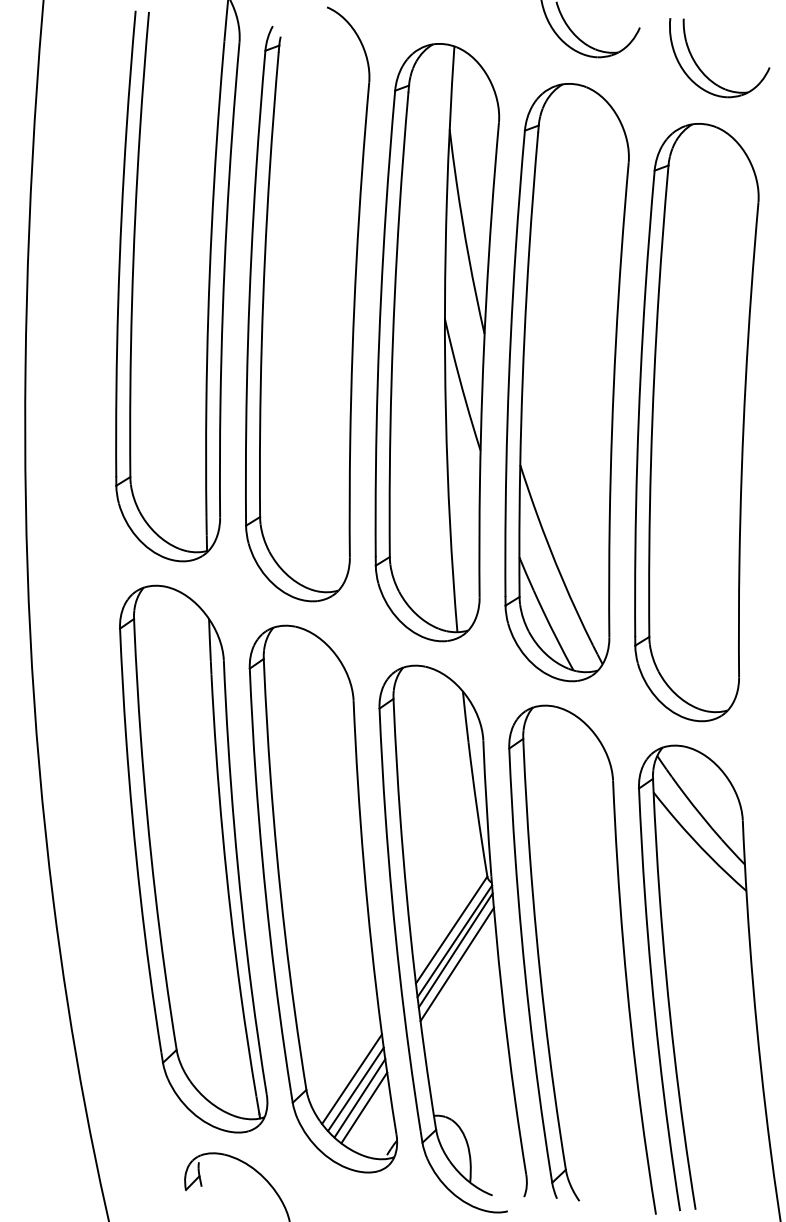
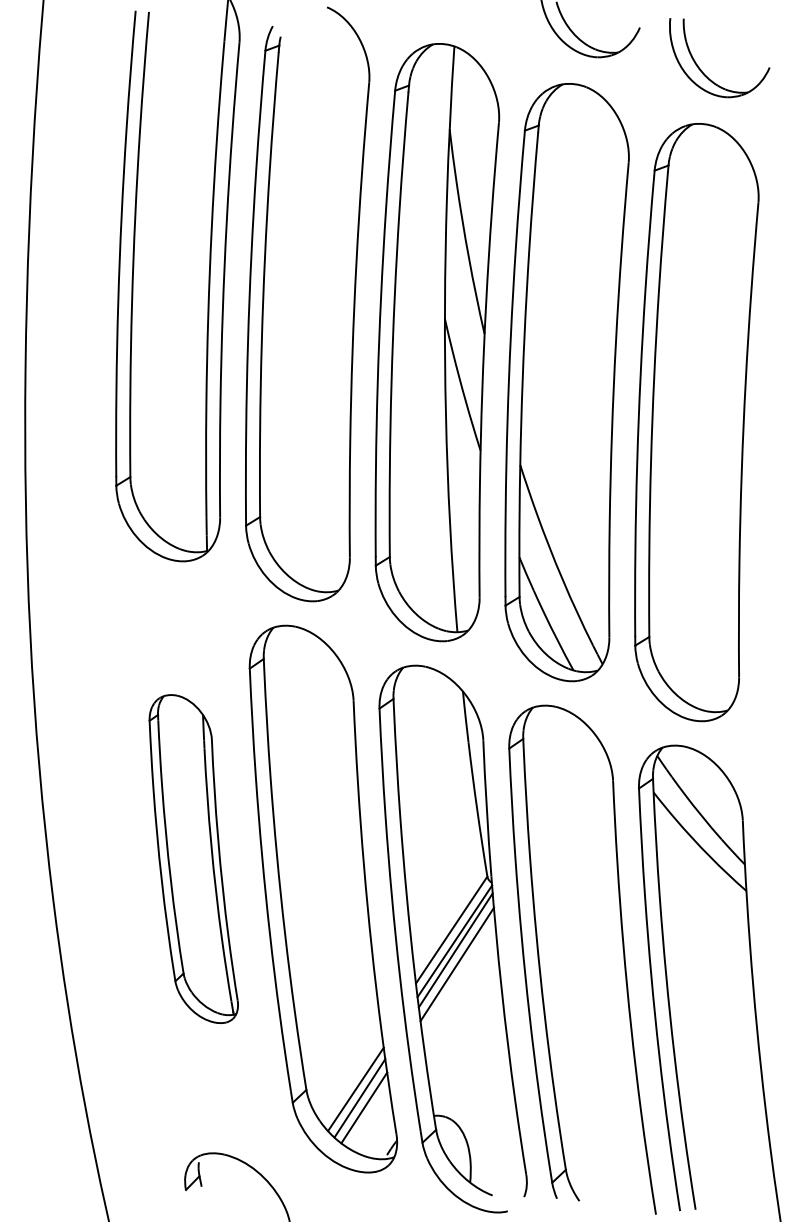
part size: 150x550 px -> 91x330 px (193, 858)
line: present -> none (352, 1078)
